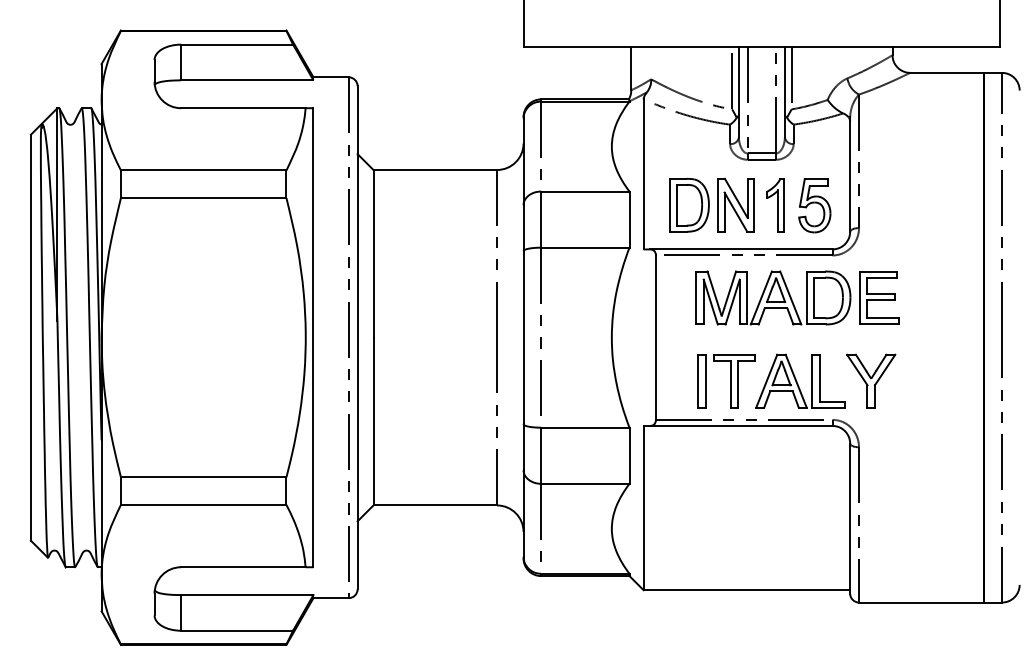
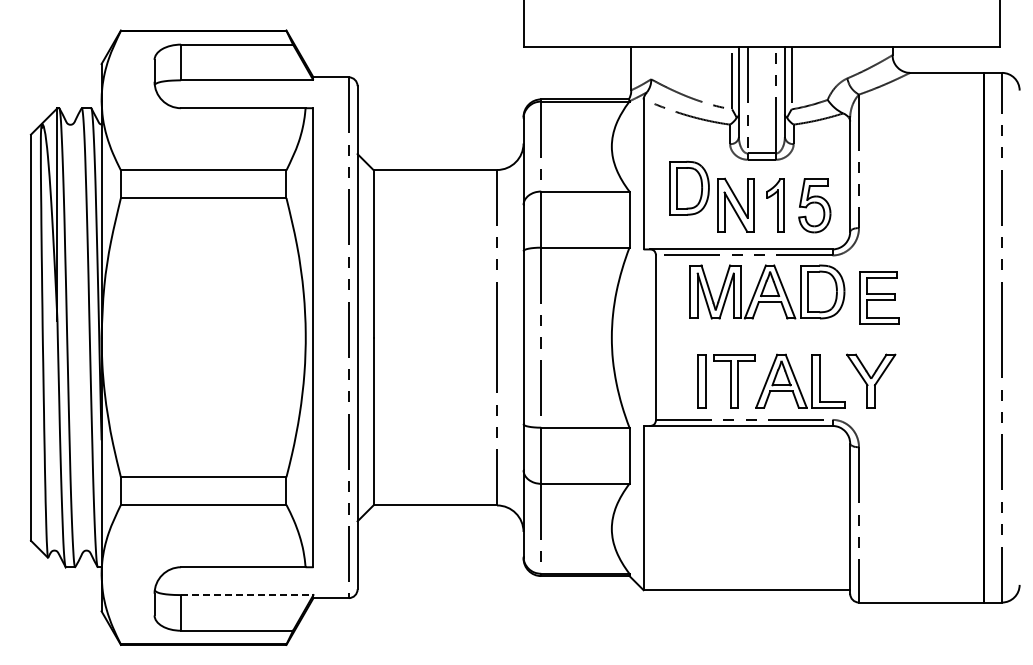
part position: (689, 204) -> (689, 187) (689, 187)
part position: (773, 297) -> (767, 291) (767, 291)
line: solid -> dashed (247, 595)
